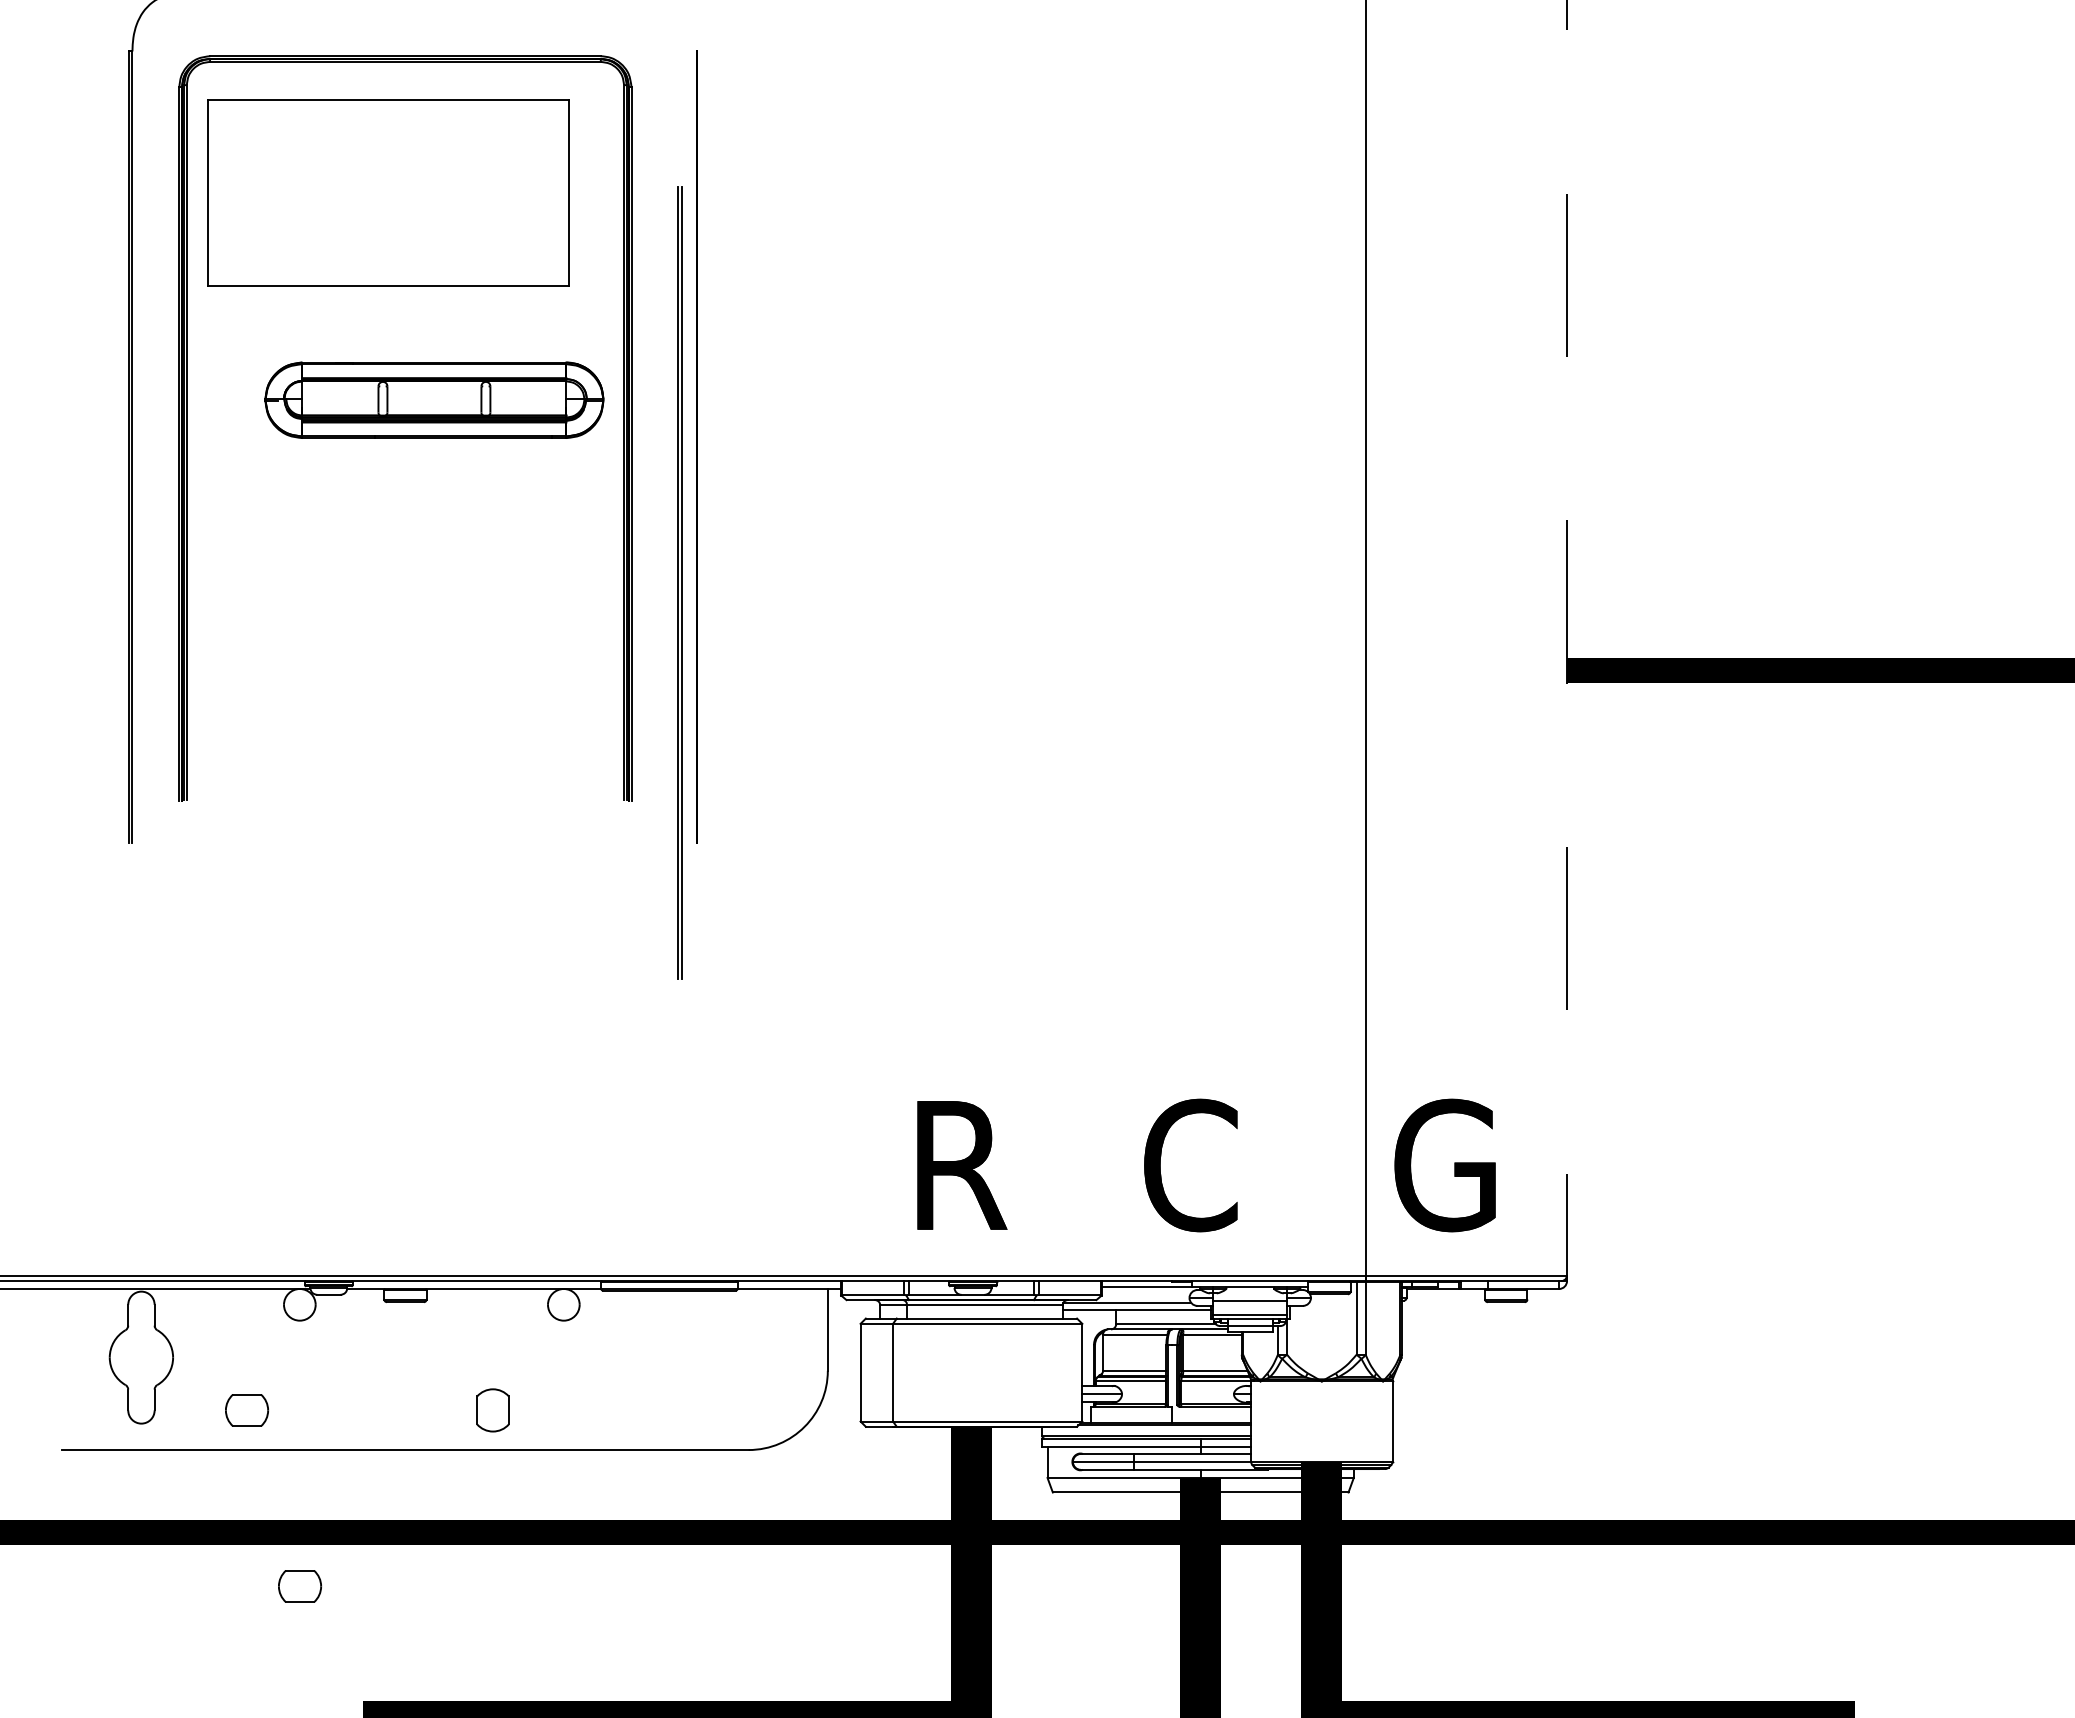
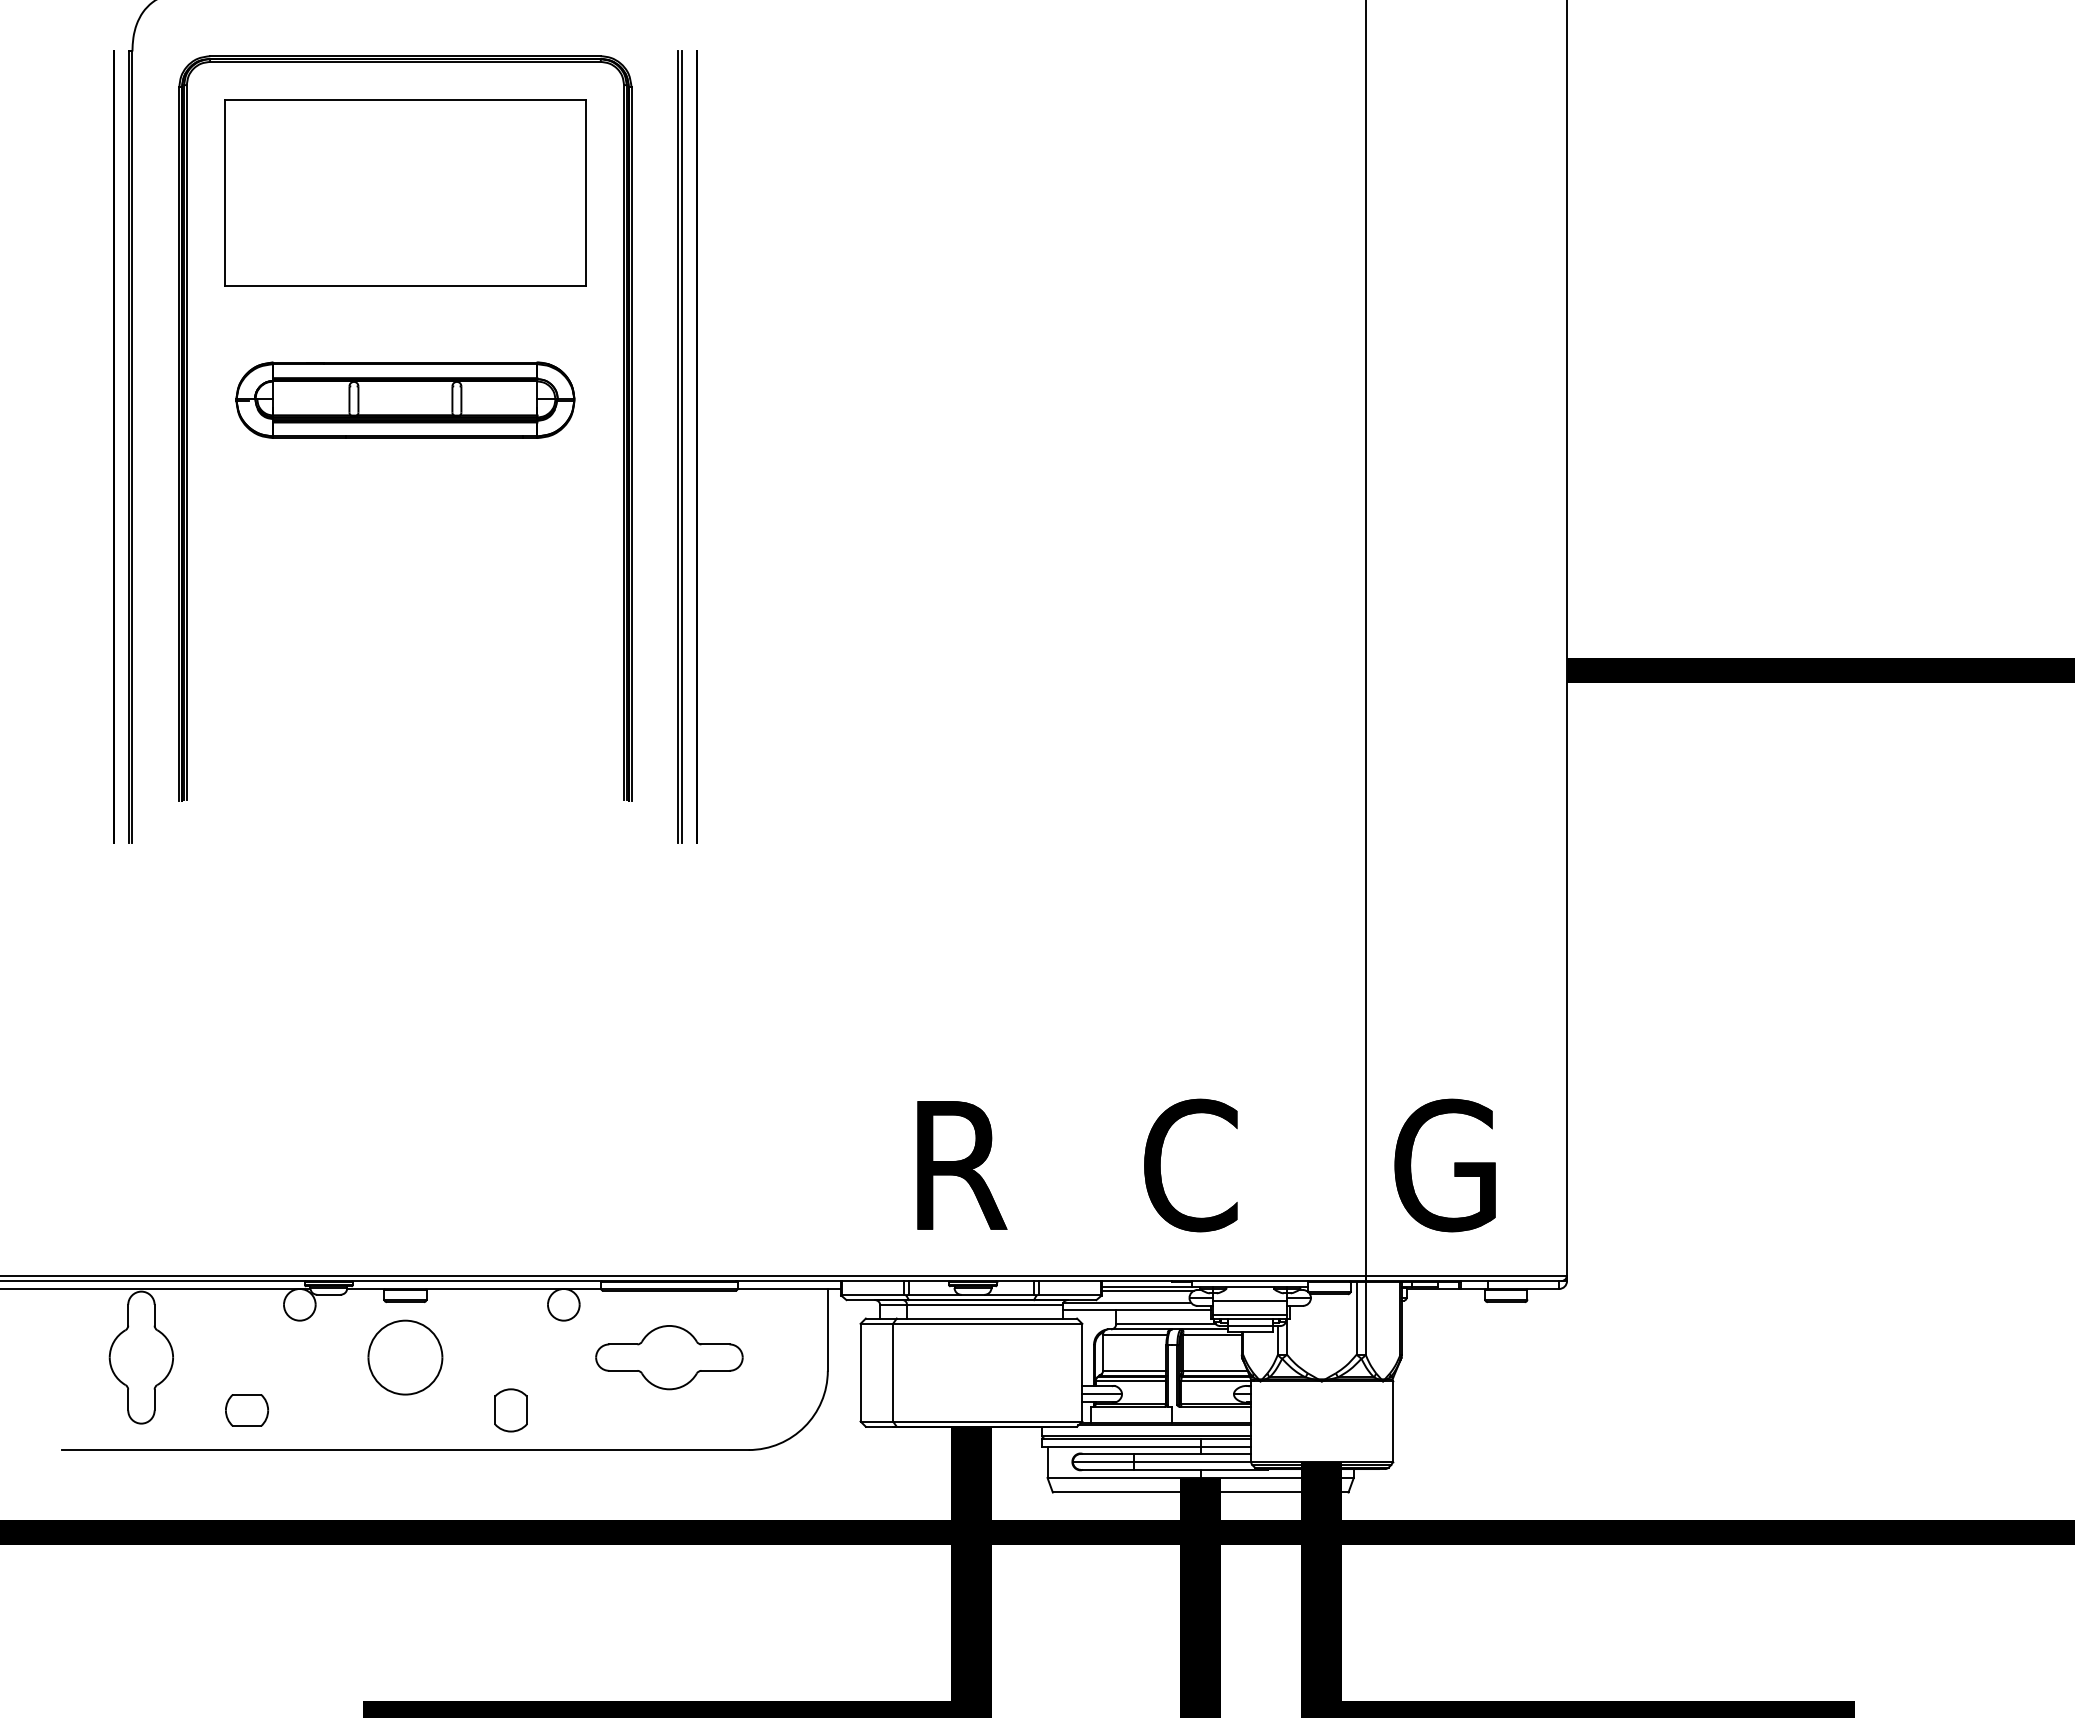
part position: (388, 192) -> (405, 192) (405, 192)
part position: (434, 399) -> (405, 399) (405, 399)
line: none -> present (113, 446)
part position: (679, 582) -> (679, 446) (679, 446)
line: dashed -> solid (1567, 638)
line: none -> present (1147, 1290)
part: none -> present (405, 1357)
part: none -> present (669, 1357)
part position: (492, 1410) -> (510, 1410) (510, 1410)
part: present -> none (299, 1586)
